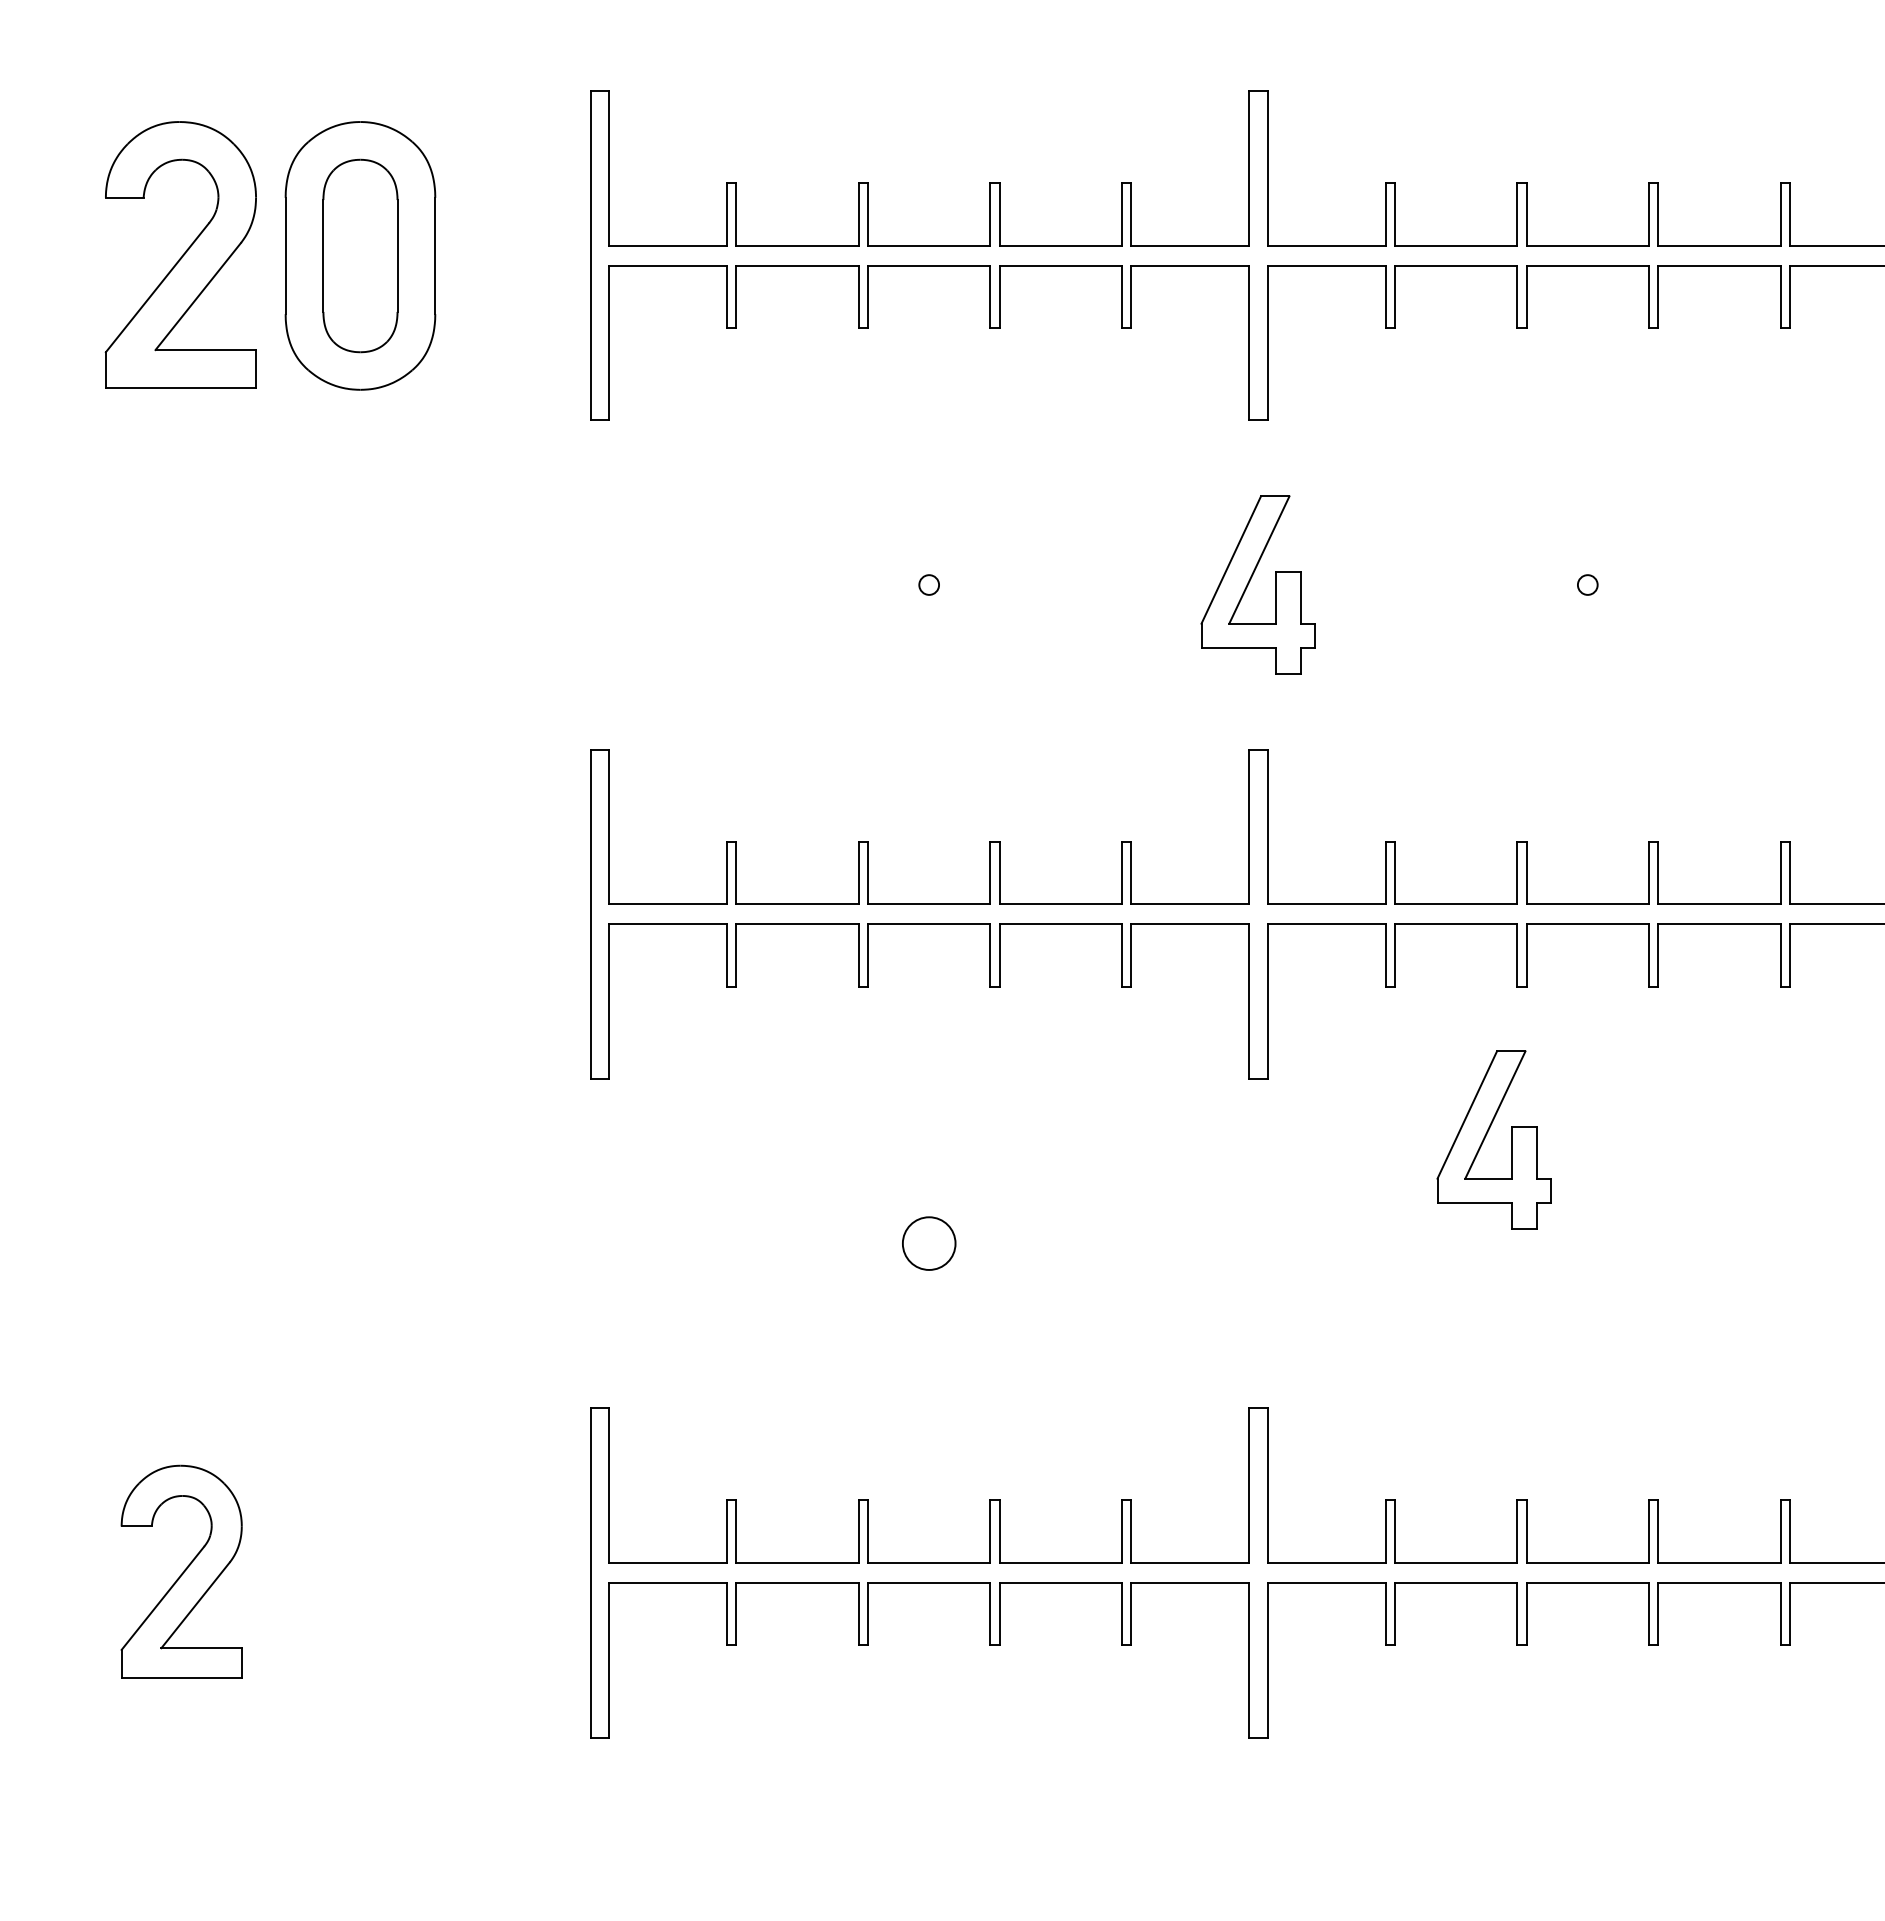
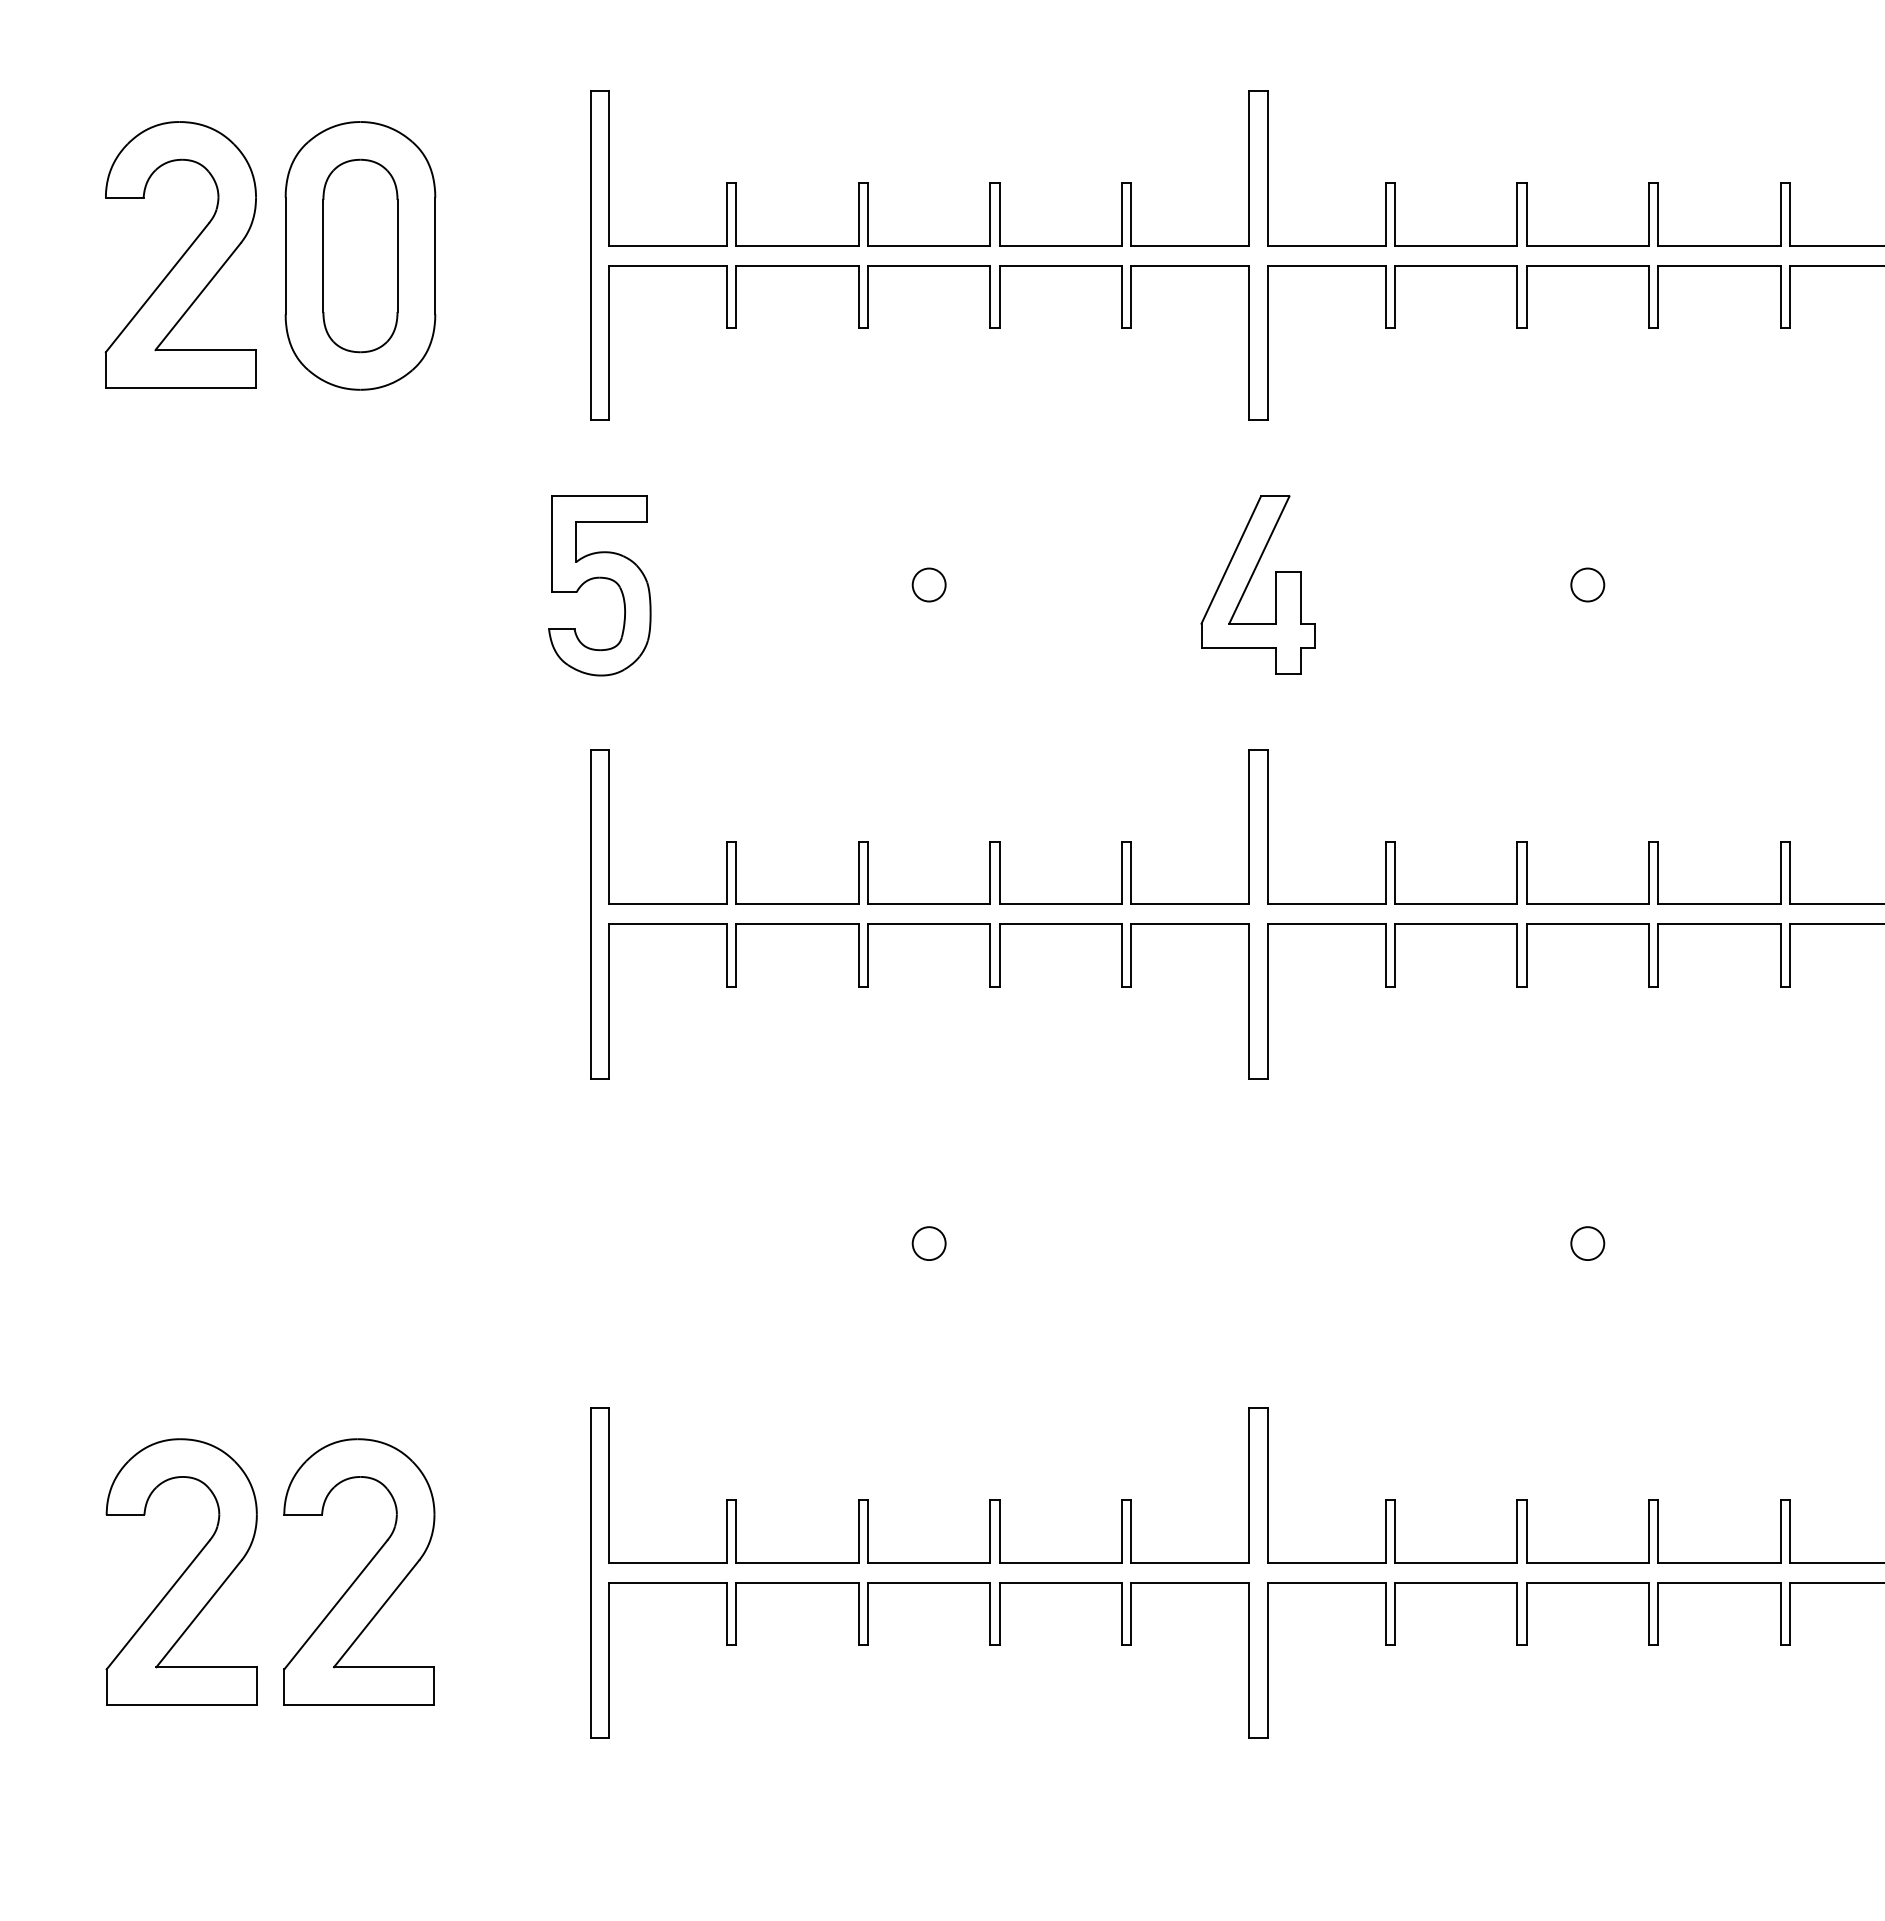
part: none -> present (599, 578)
circle diameter: 20 px -> 33 px (928, 584)
circle diameter: 20 px -> 33 px (1587, 584)
part: present -> none (1486, 1136)
circle diameter: 53 px -> 33 px (928, 1243)
circle: none -> present (1587, 1243)
part size: 123x215 px -> 153x268 px (181, 1571)
part: none -> present (359, 1571)
